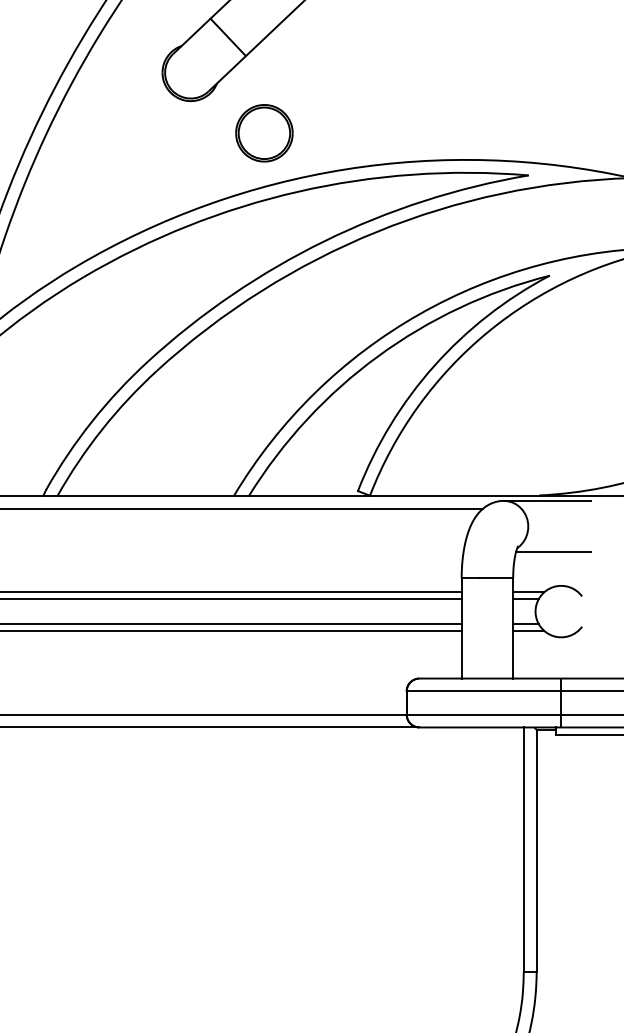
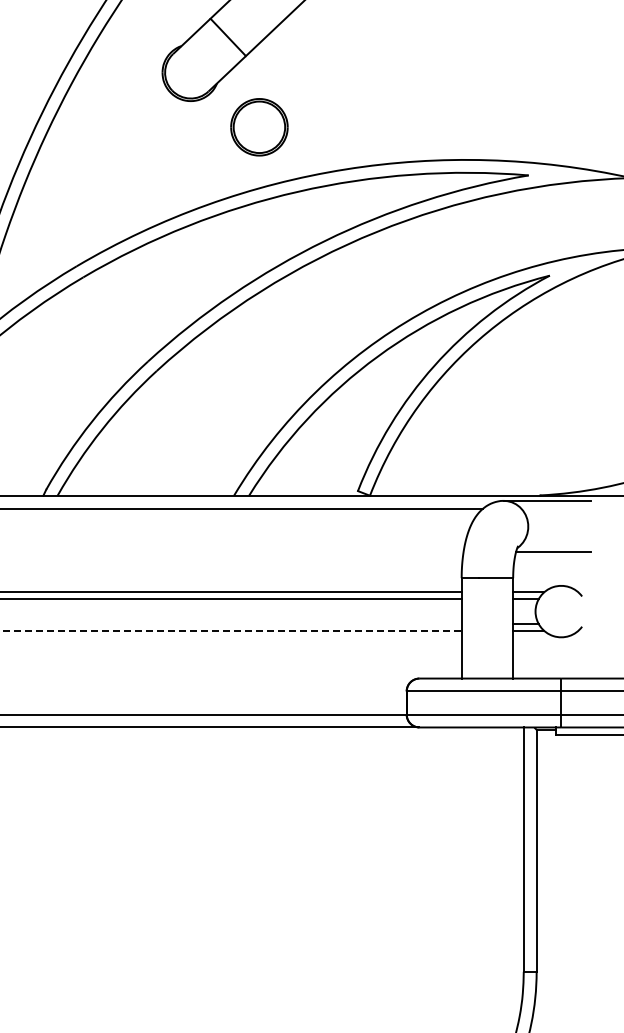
part position: (264, 133) -> (259, 127) (259, 127)
line: present -> none (231, 624)
line: solid -> dashed (231, 630)
